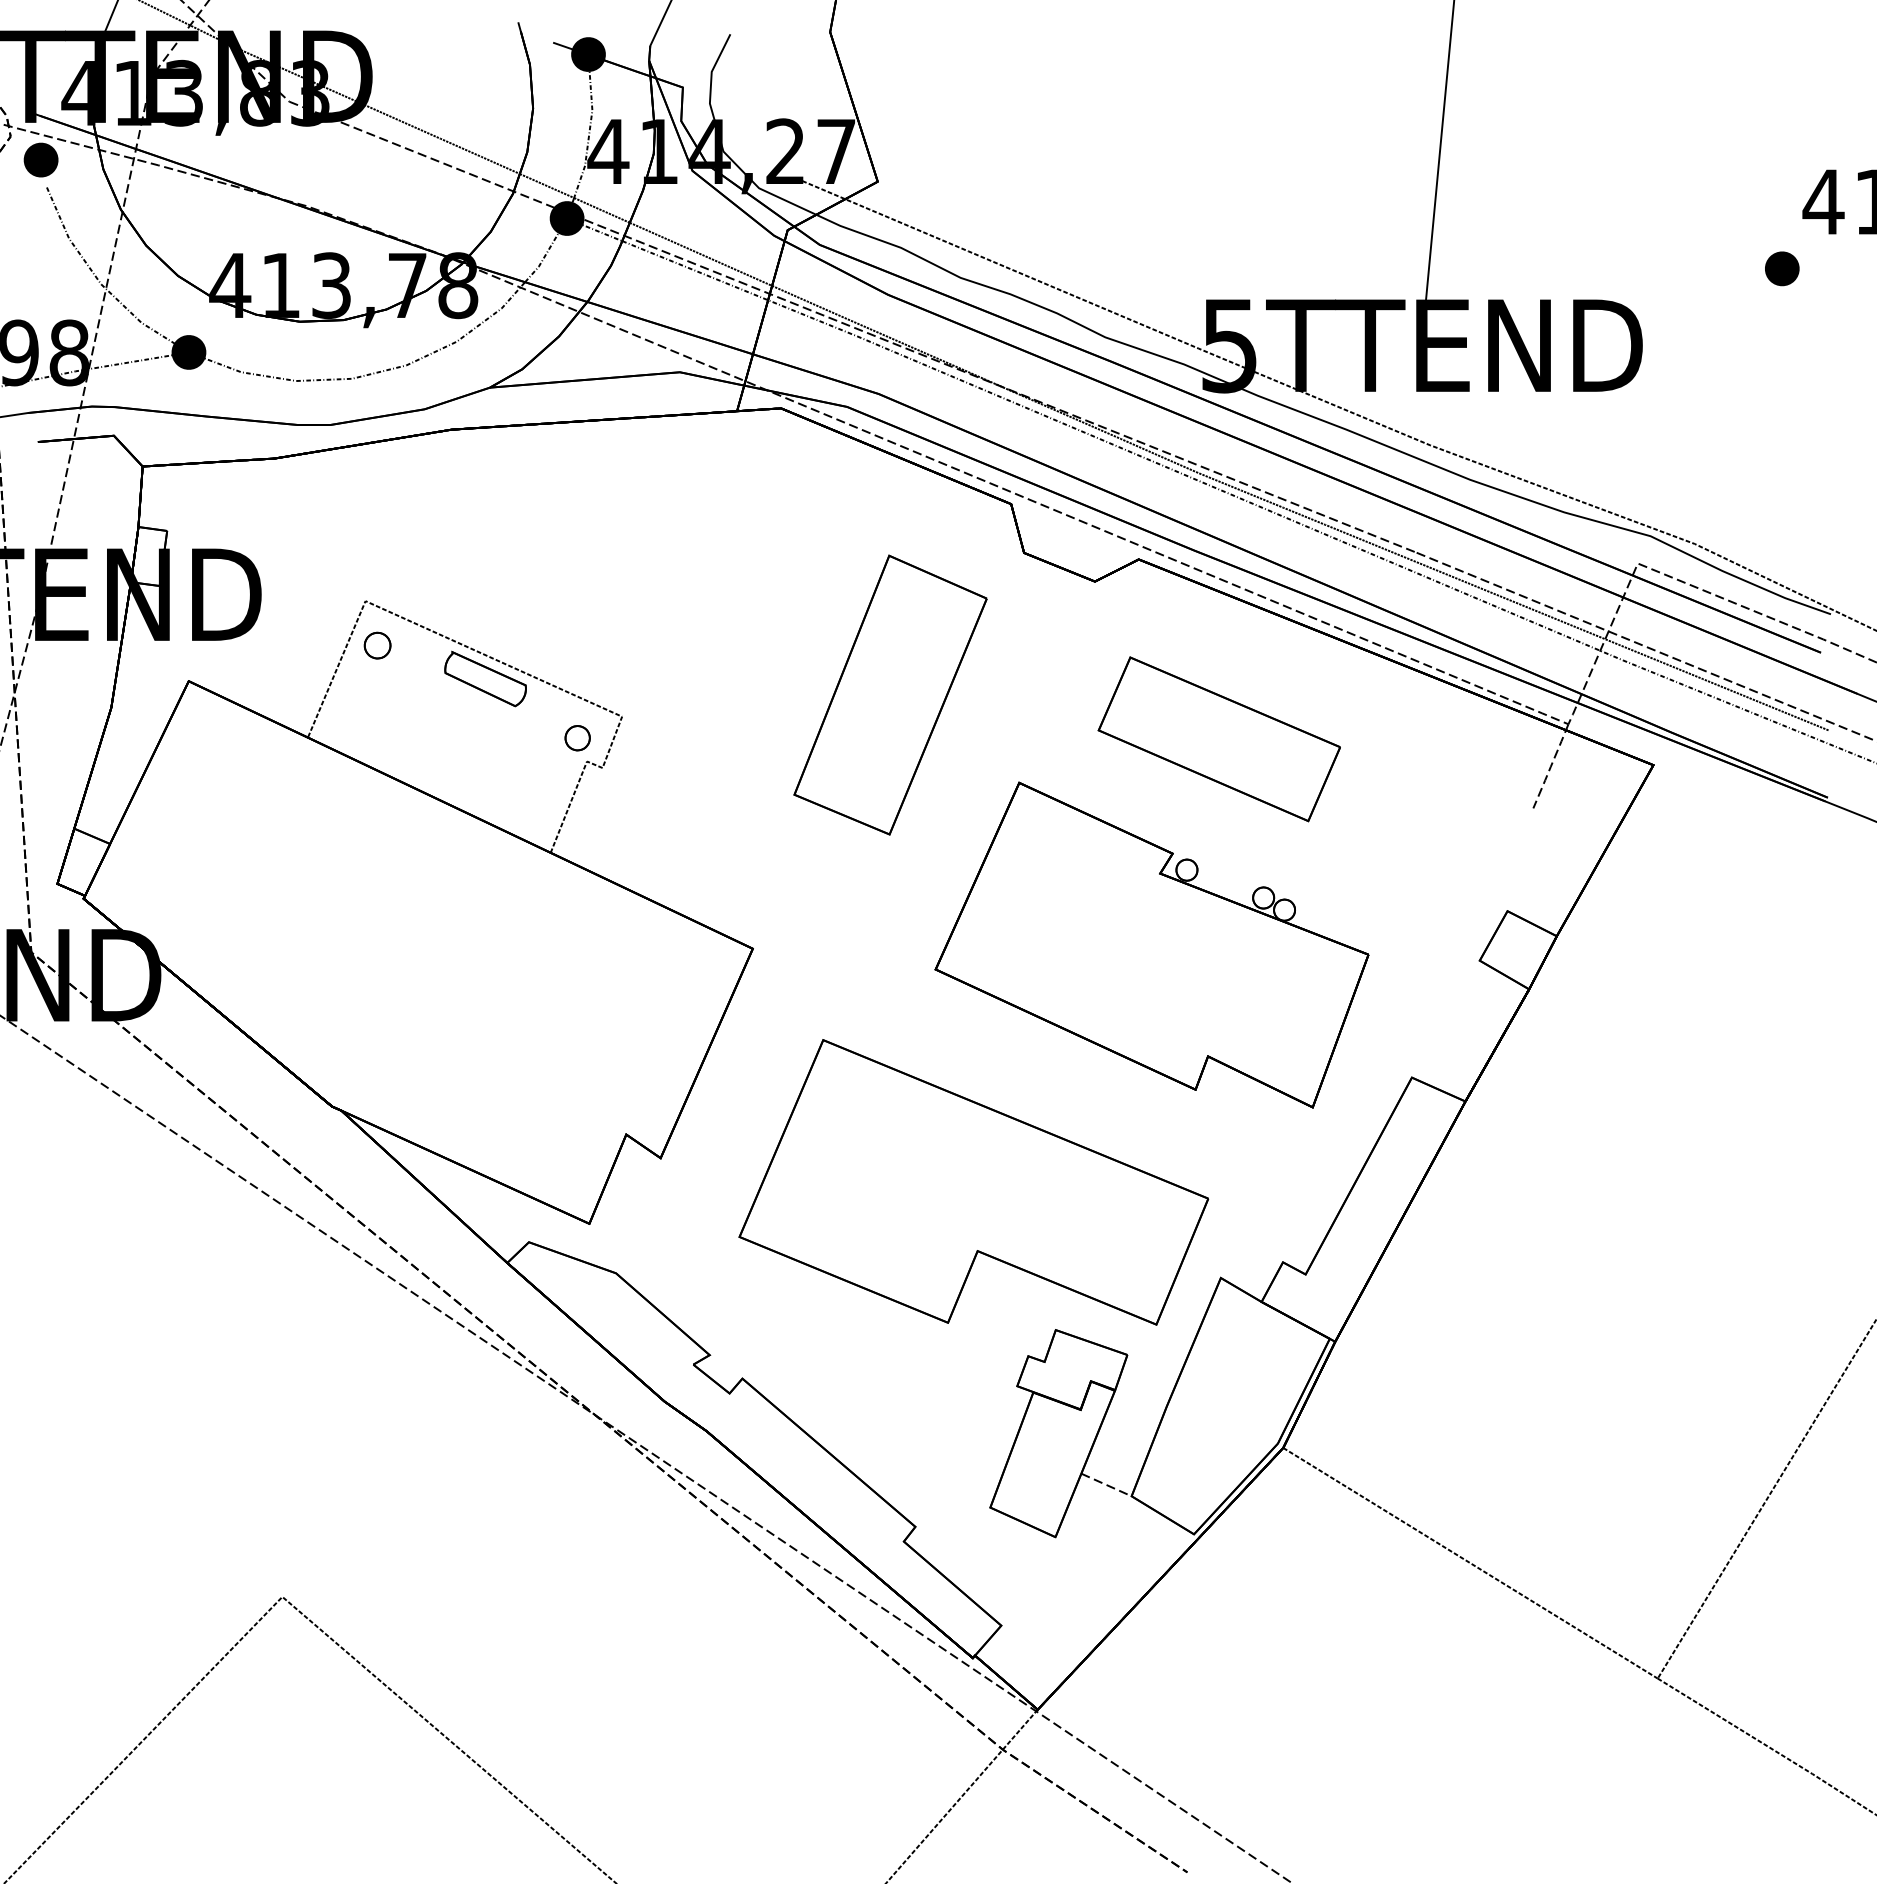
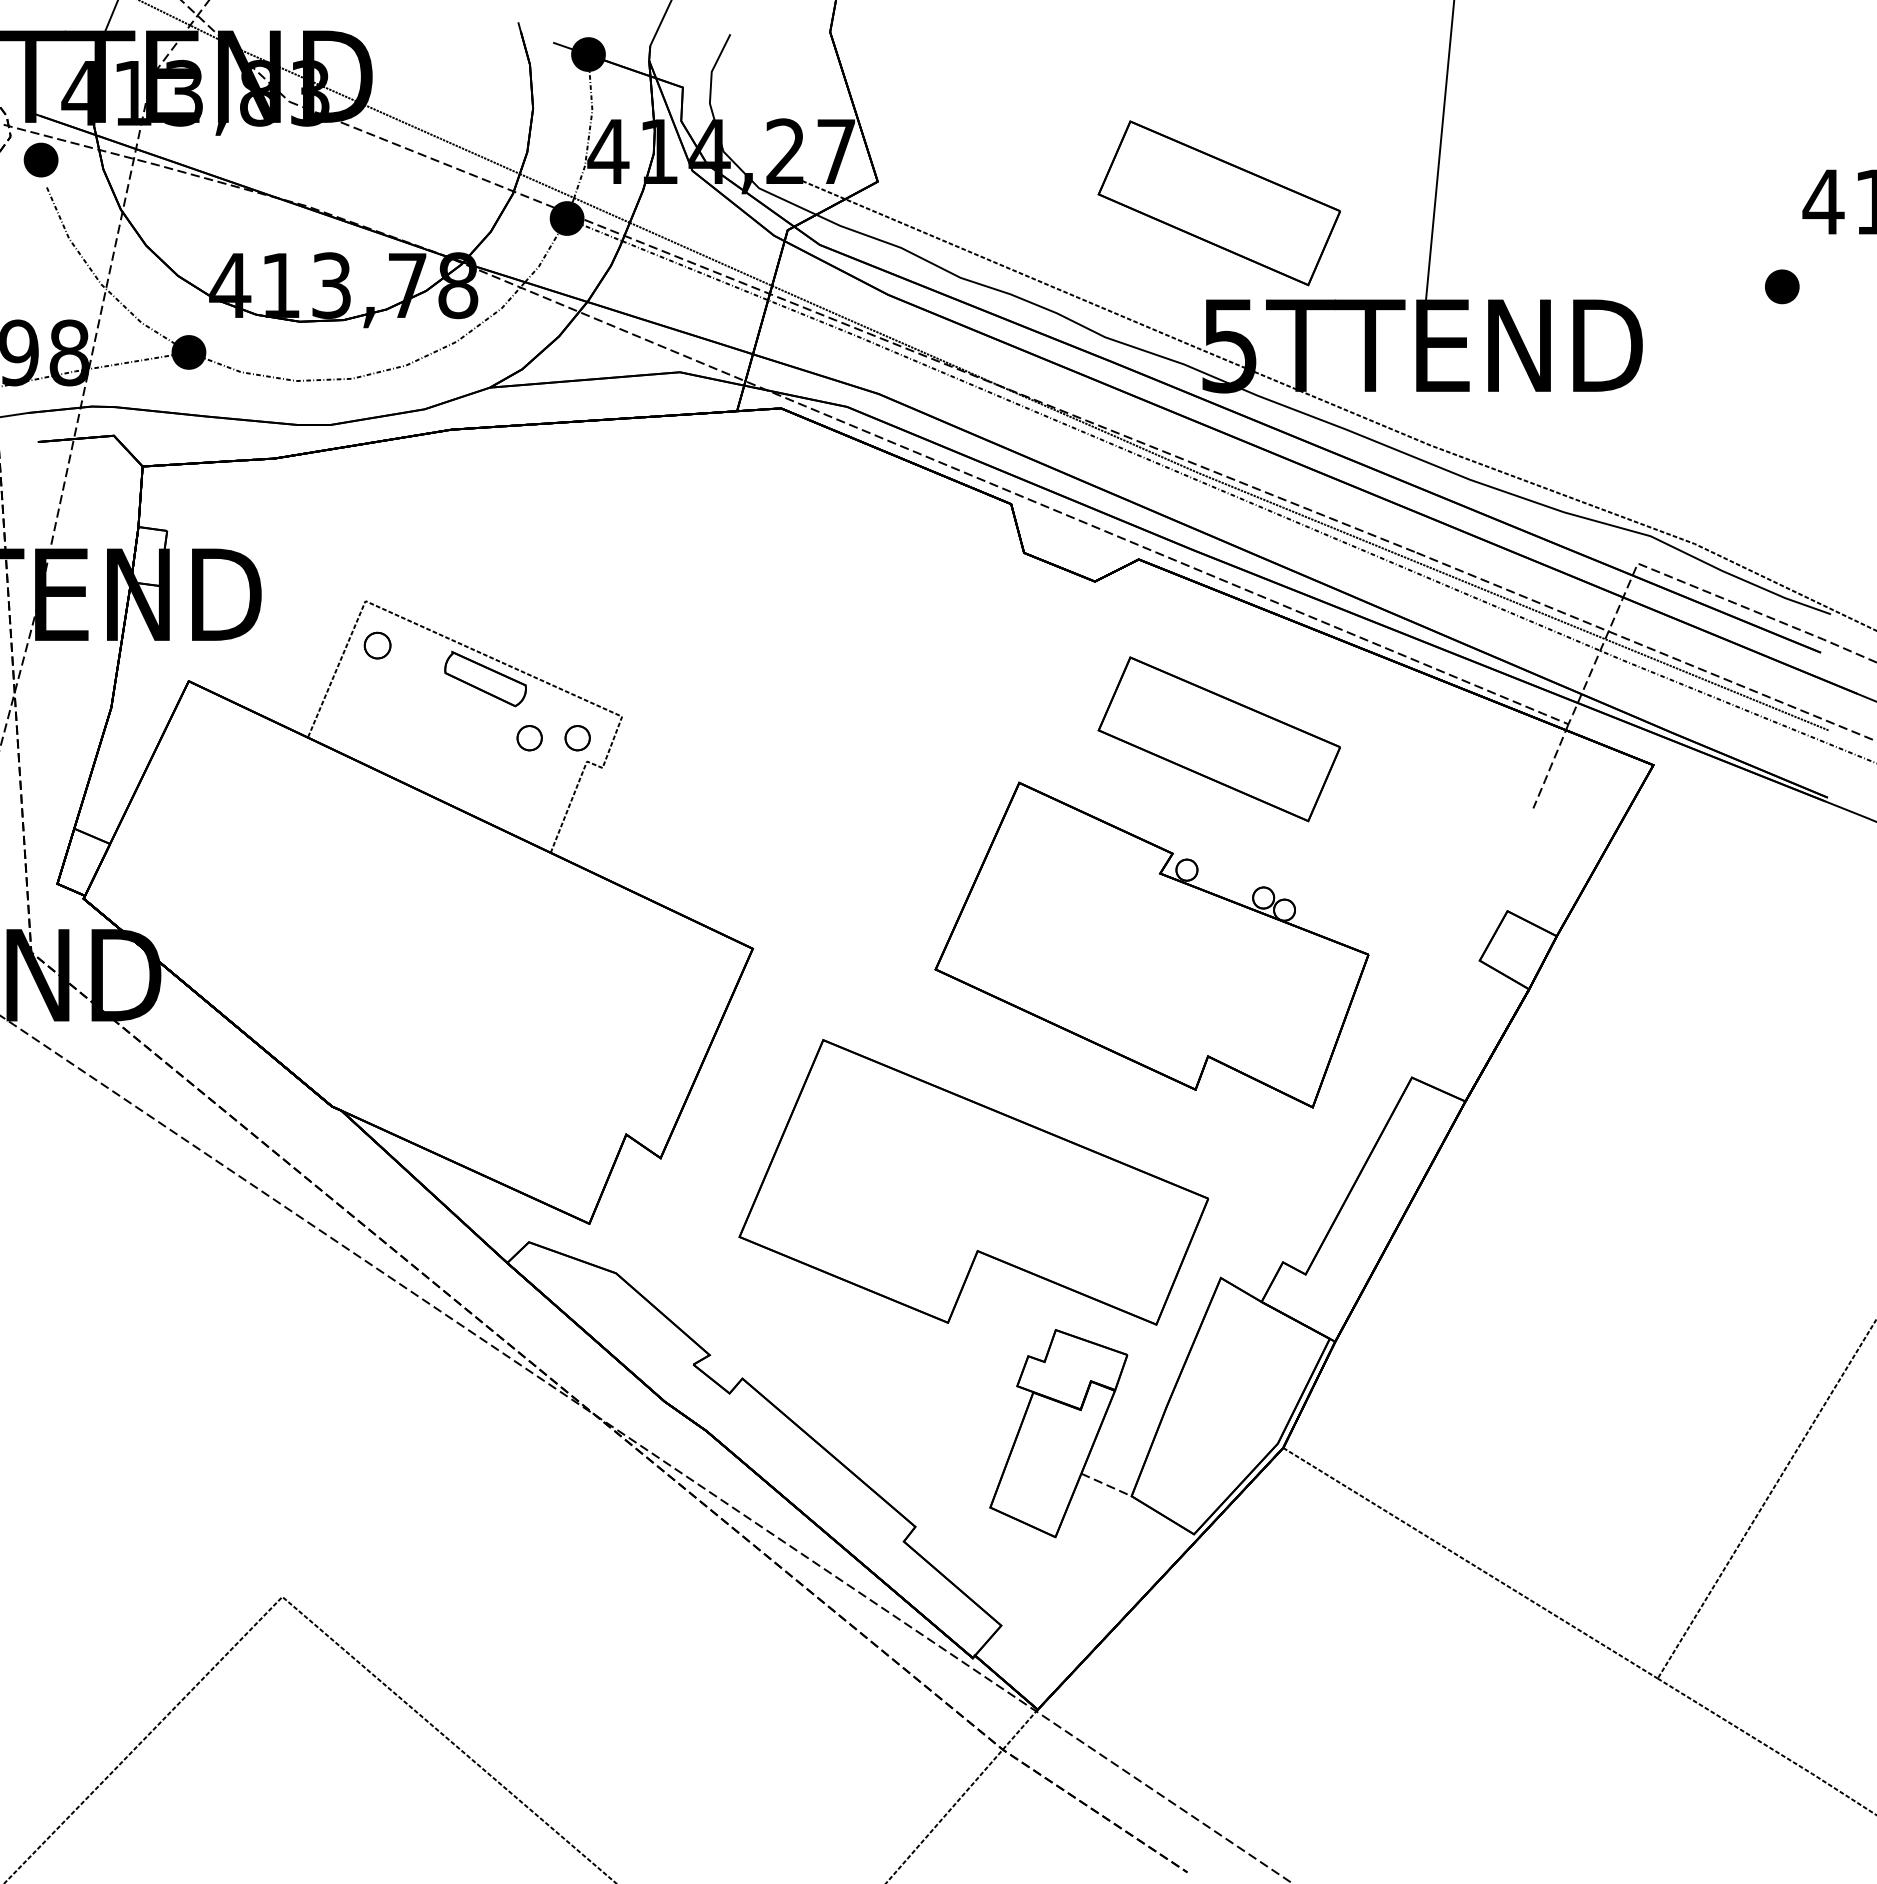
part: none -> present (1218, 203)
part position: (1782, 268) -> (1782, 286) (1782, 286)
part: present -> none (890, 694)
part: none -> present (529, 738)
